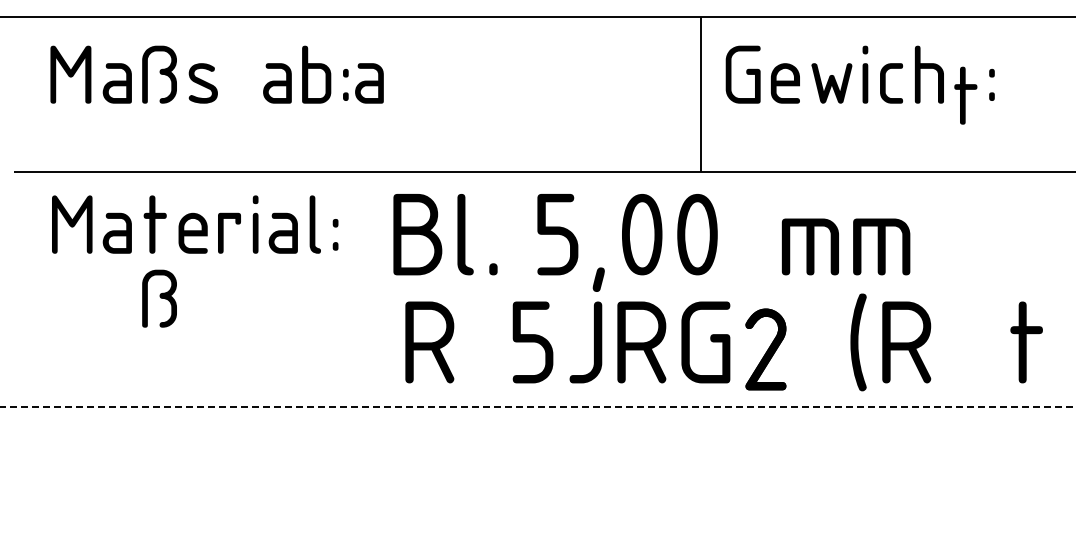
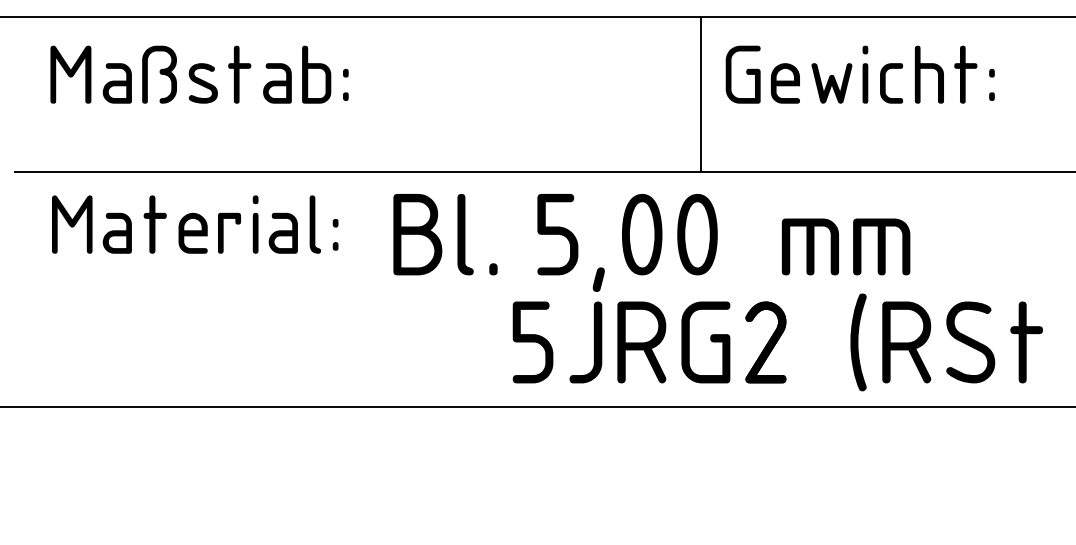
fill: none -> present (239, 74)
part: present -> none (369, 83)
part position: (965, 95) -> (965, 74) (965, 74)
part: present -> none (159, 298)
part: present -> none (429, 342)
fill: none -> present (970, 342)
part position: (765, 349) -> (765, 342) (765, 342)
line: dashed -> solid (538, 406)
